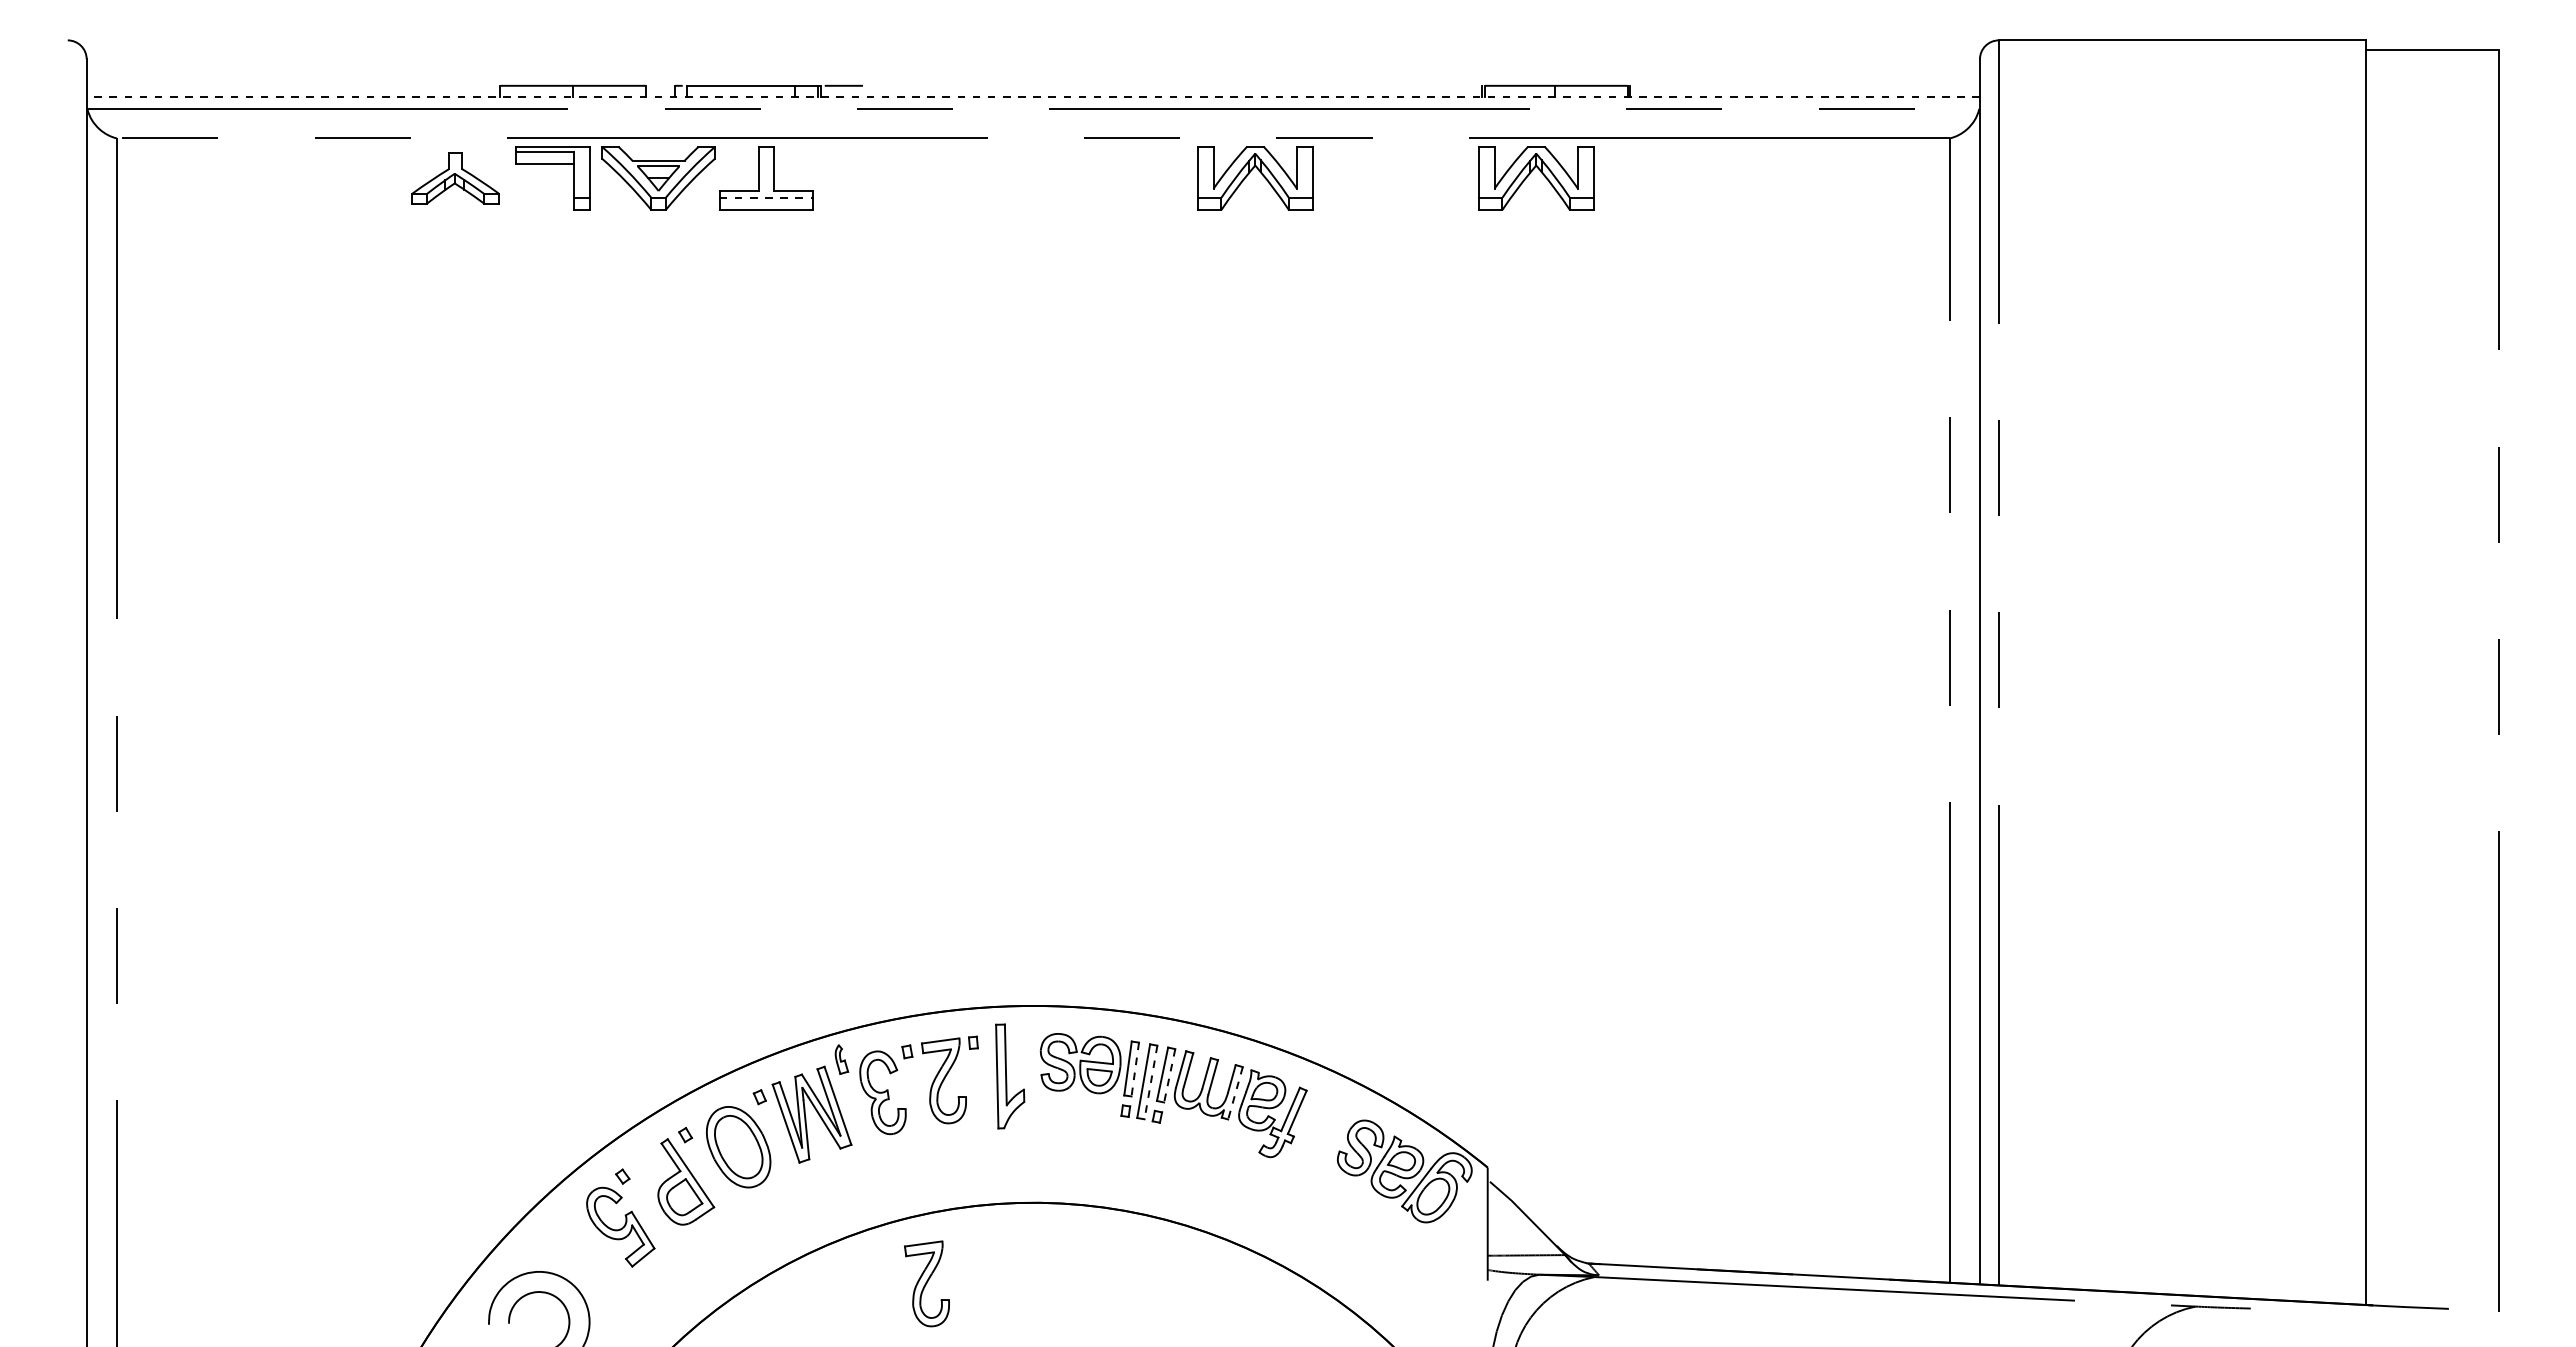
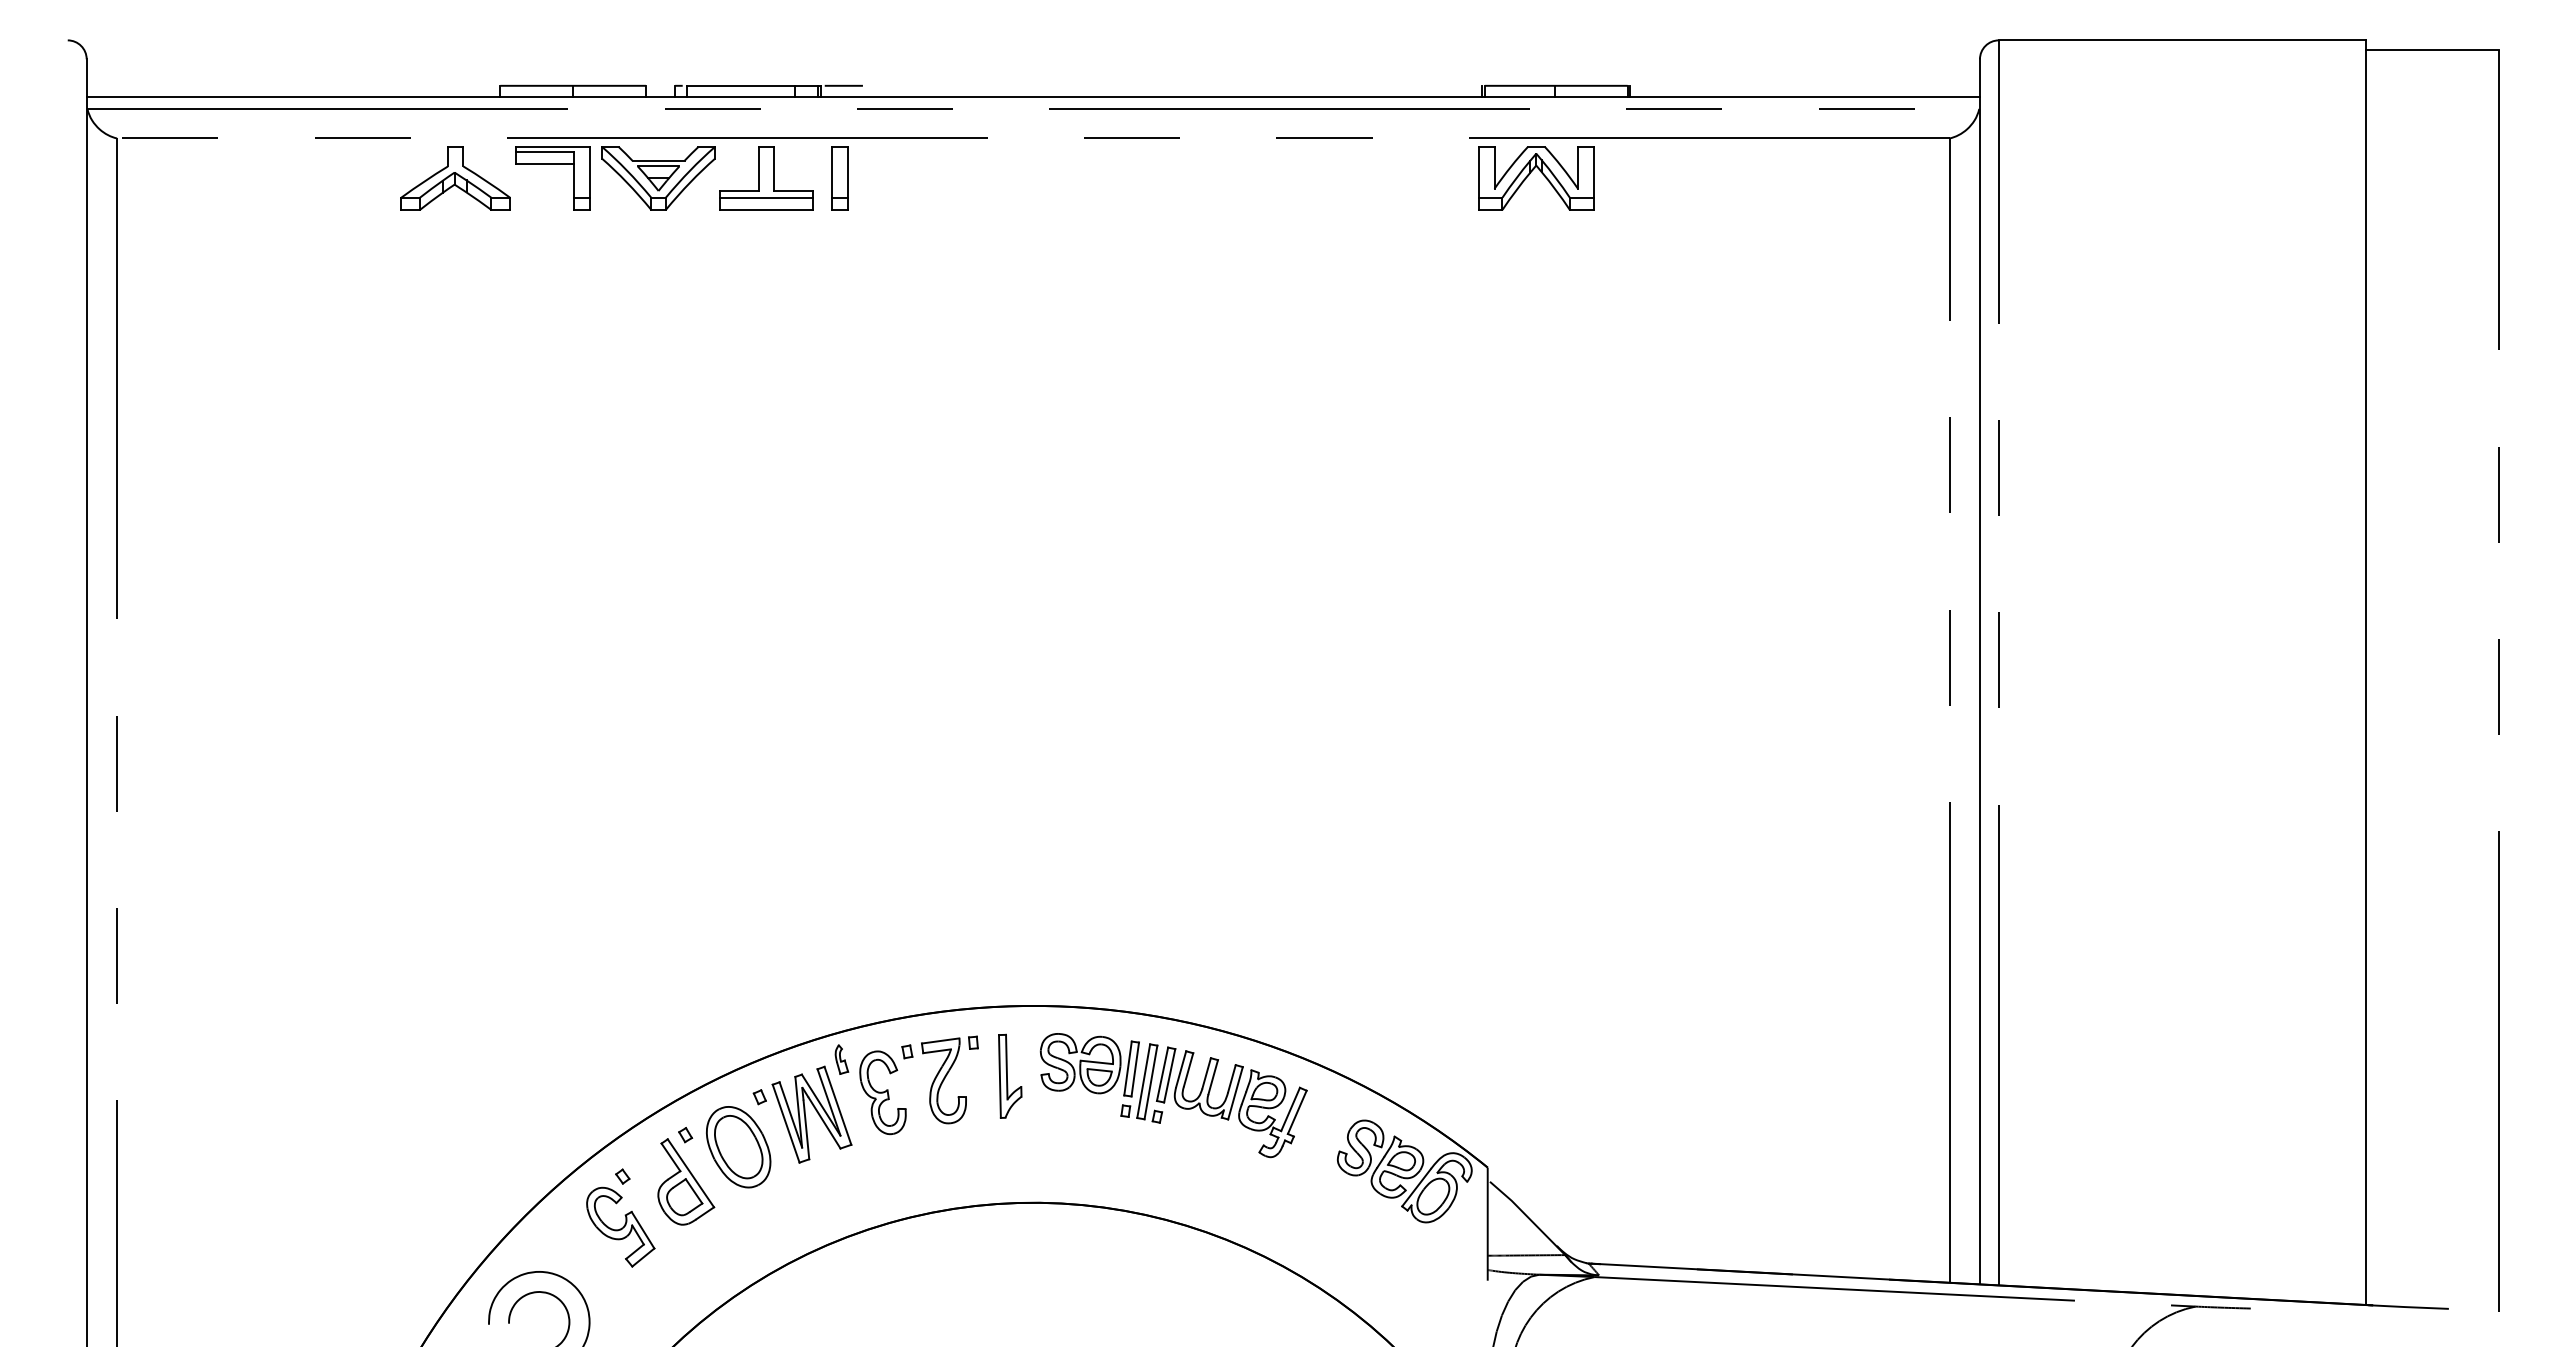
line: dashed -> solid (1033, 97)
part: present -> none (1260, 173)
part size: 89x53 px -> 111x65 px (455, 178)
part: none -> present (839, 178)
line: dashed -> solid (766, 197)
line: dashed -> solid (1135, 1070)
part size: 31x107 px -> 25x86 px (1010, 1075)
line: dashed -> solid (1169, 1076)
line: dashed -> solid (1150, 1082)
line: dashed -> solid (1235, 1093)
part: present -> none (926, 1283)
